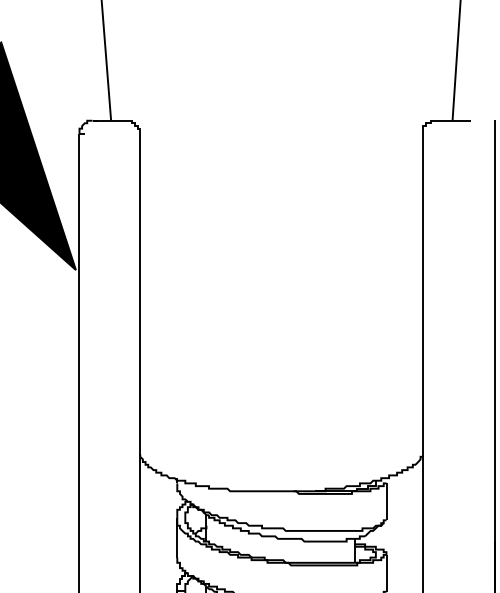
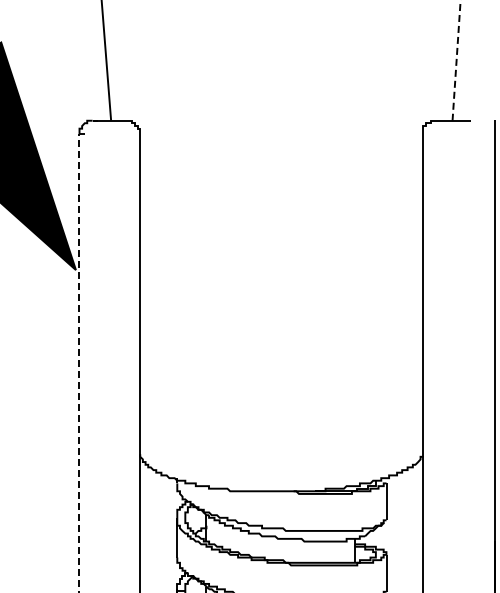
line: solid -> dashed (456, 60)
line: solid -> dashed (79, 362)
